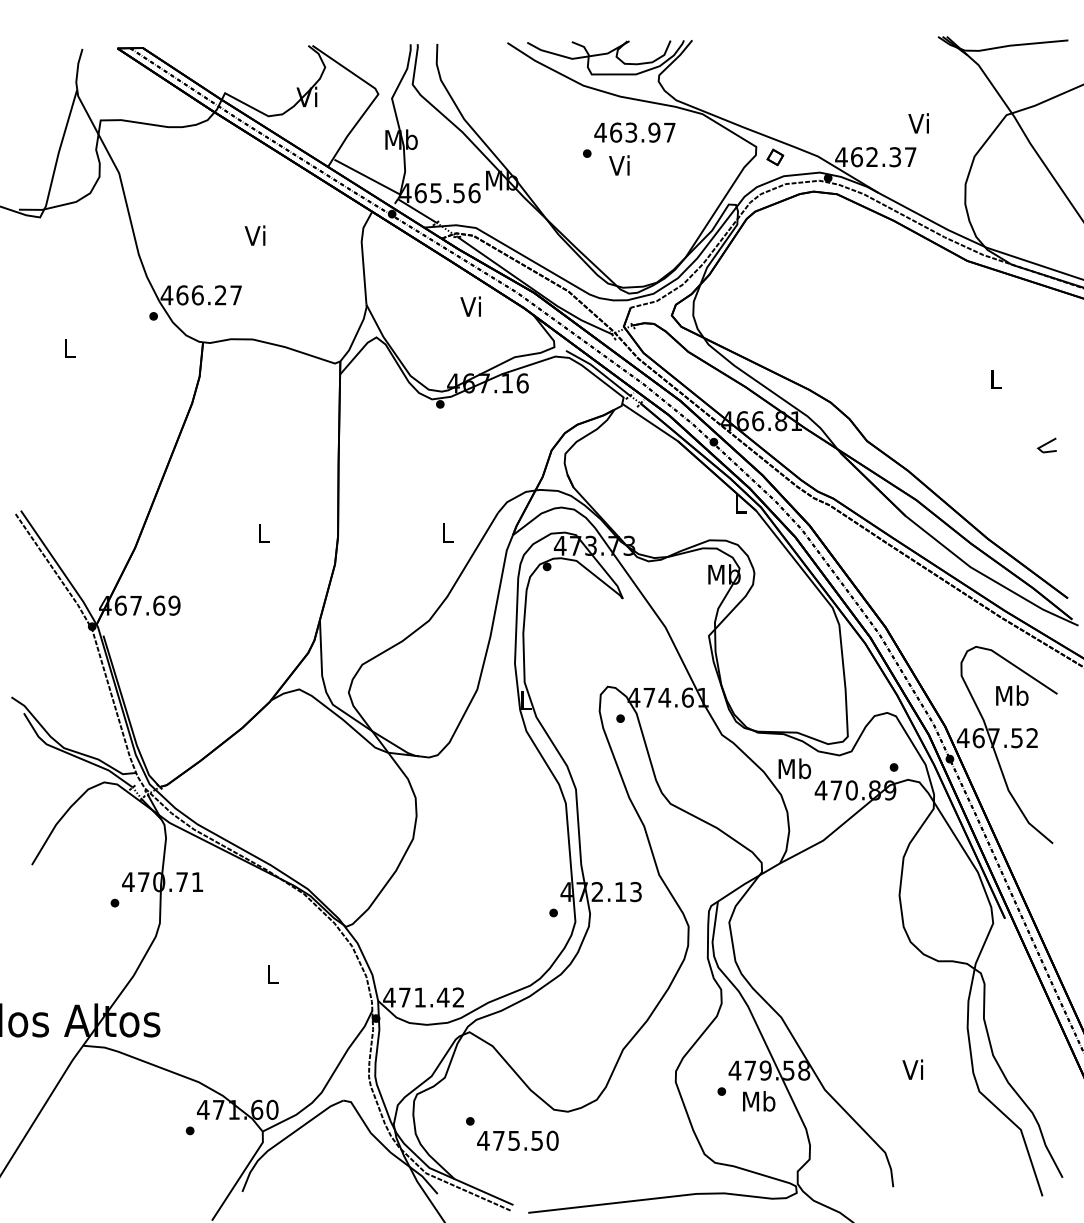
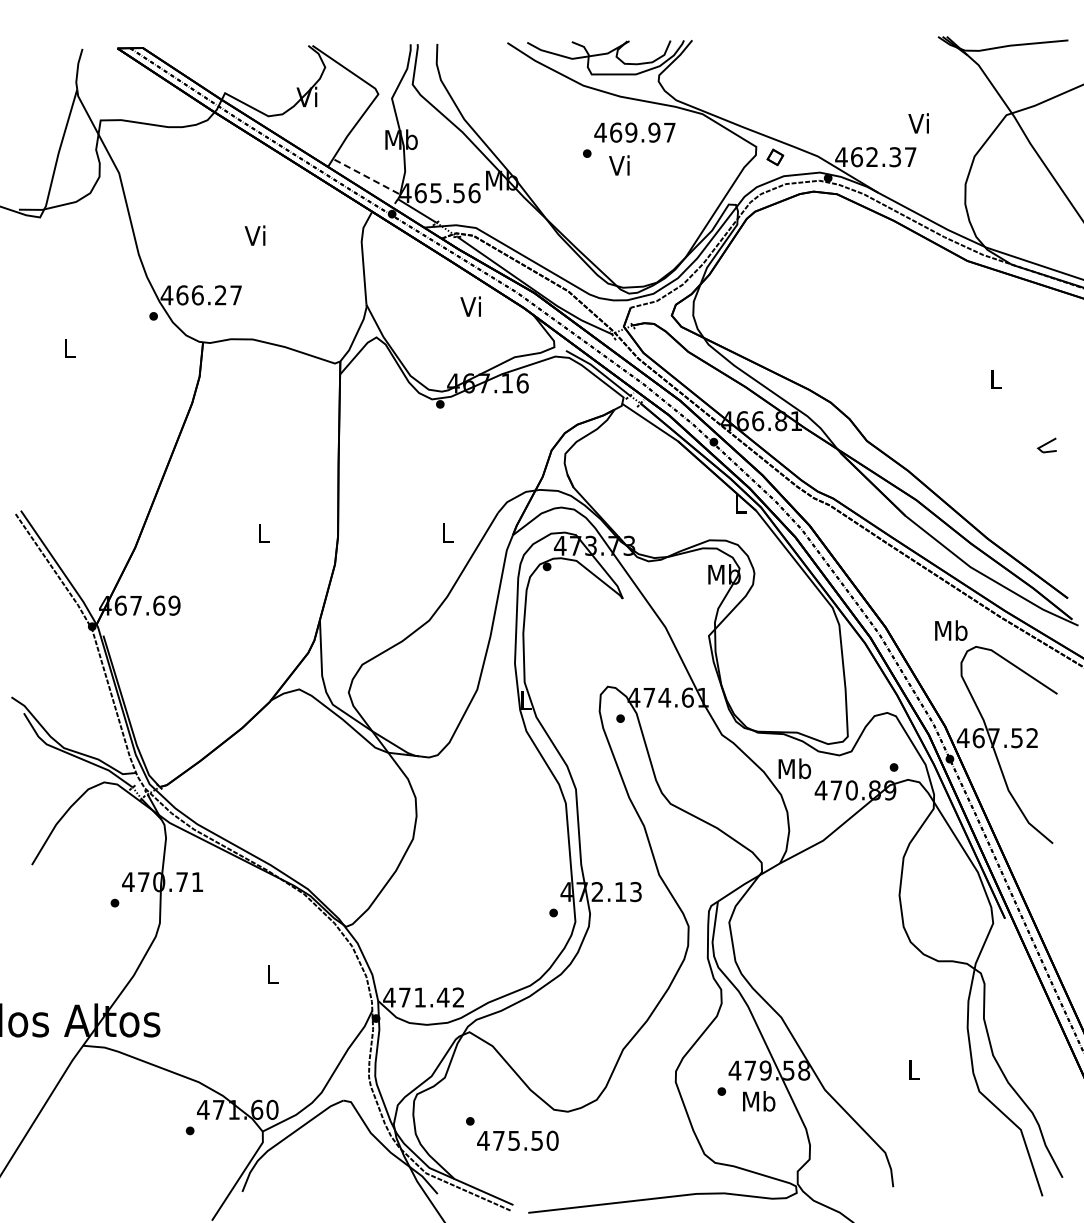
text: 463.97 -> 469.97 (631, 132)
line: solid -> dashed (367, 177)
text position: (1012, 695) -> (951, 630) (951, 630)
text: Vi -> L (912, 1069)
